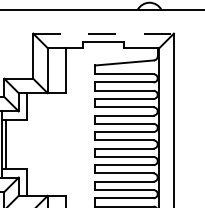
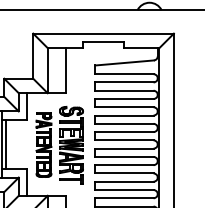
line: dashed -> solid (104, 33)
part: none -> present (59, 145)
